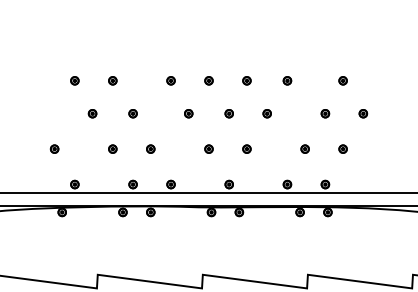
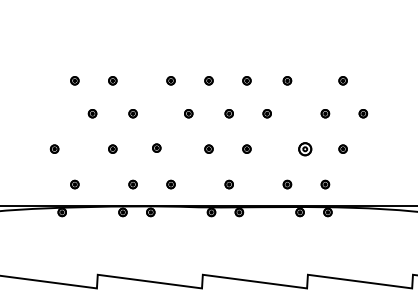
part position: (150, 148) -> (156, 147) (156, 147)
part size: 10x10 px -> 15x15 px (305, 149)
line: present -> none (208, 193)
